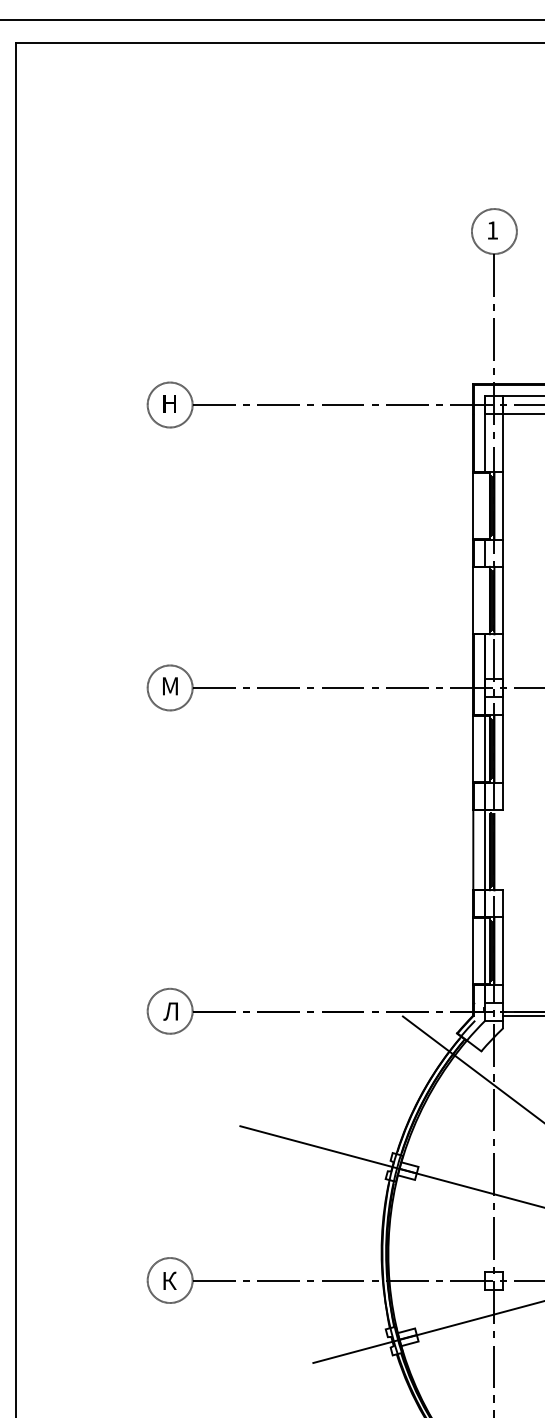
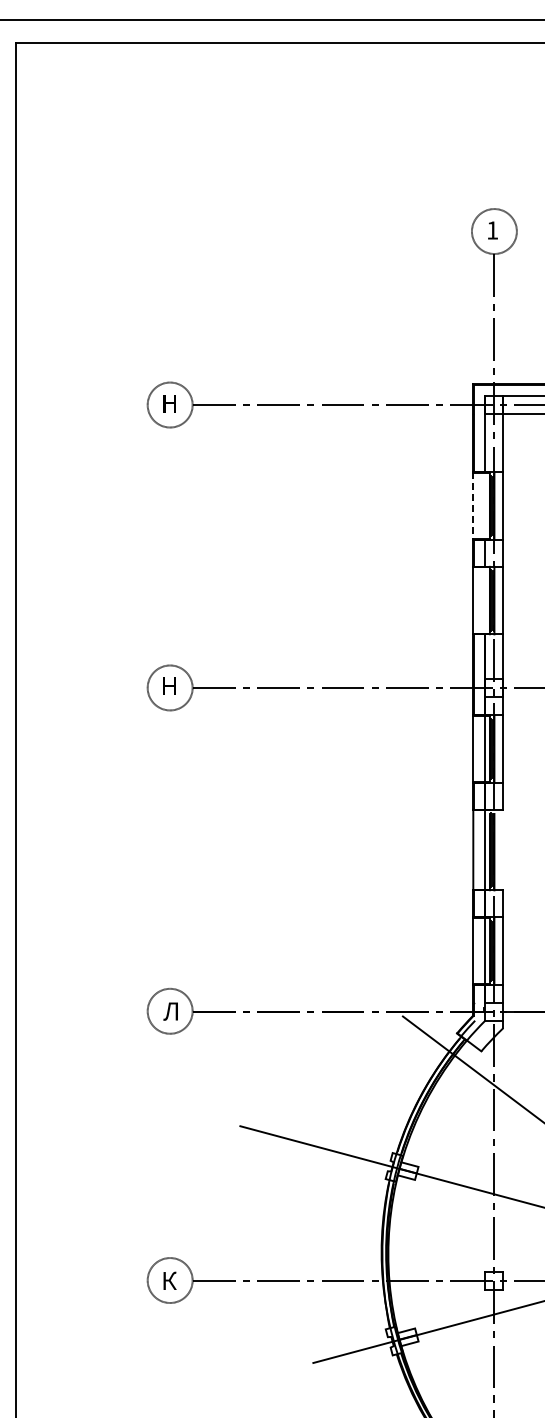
line: solid -> dashed (473, 506)
text: М -> Н (170, 686)
line: present -> none (522, 1016)
